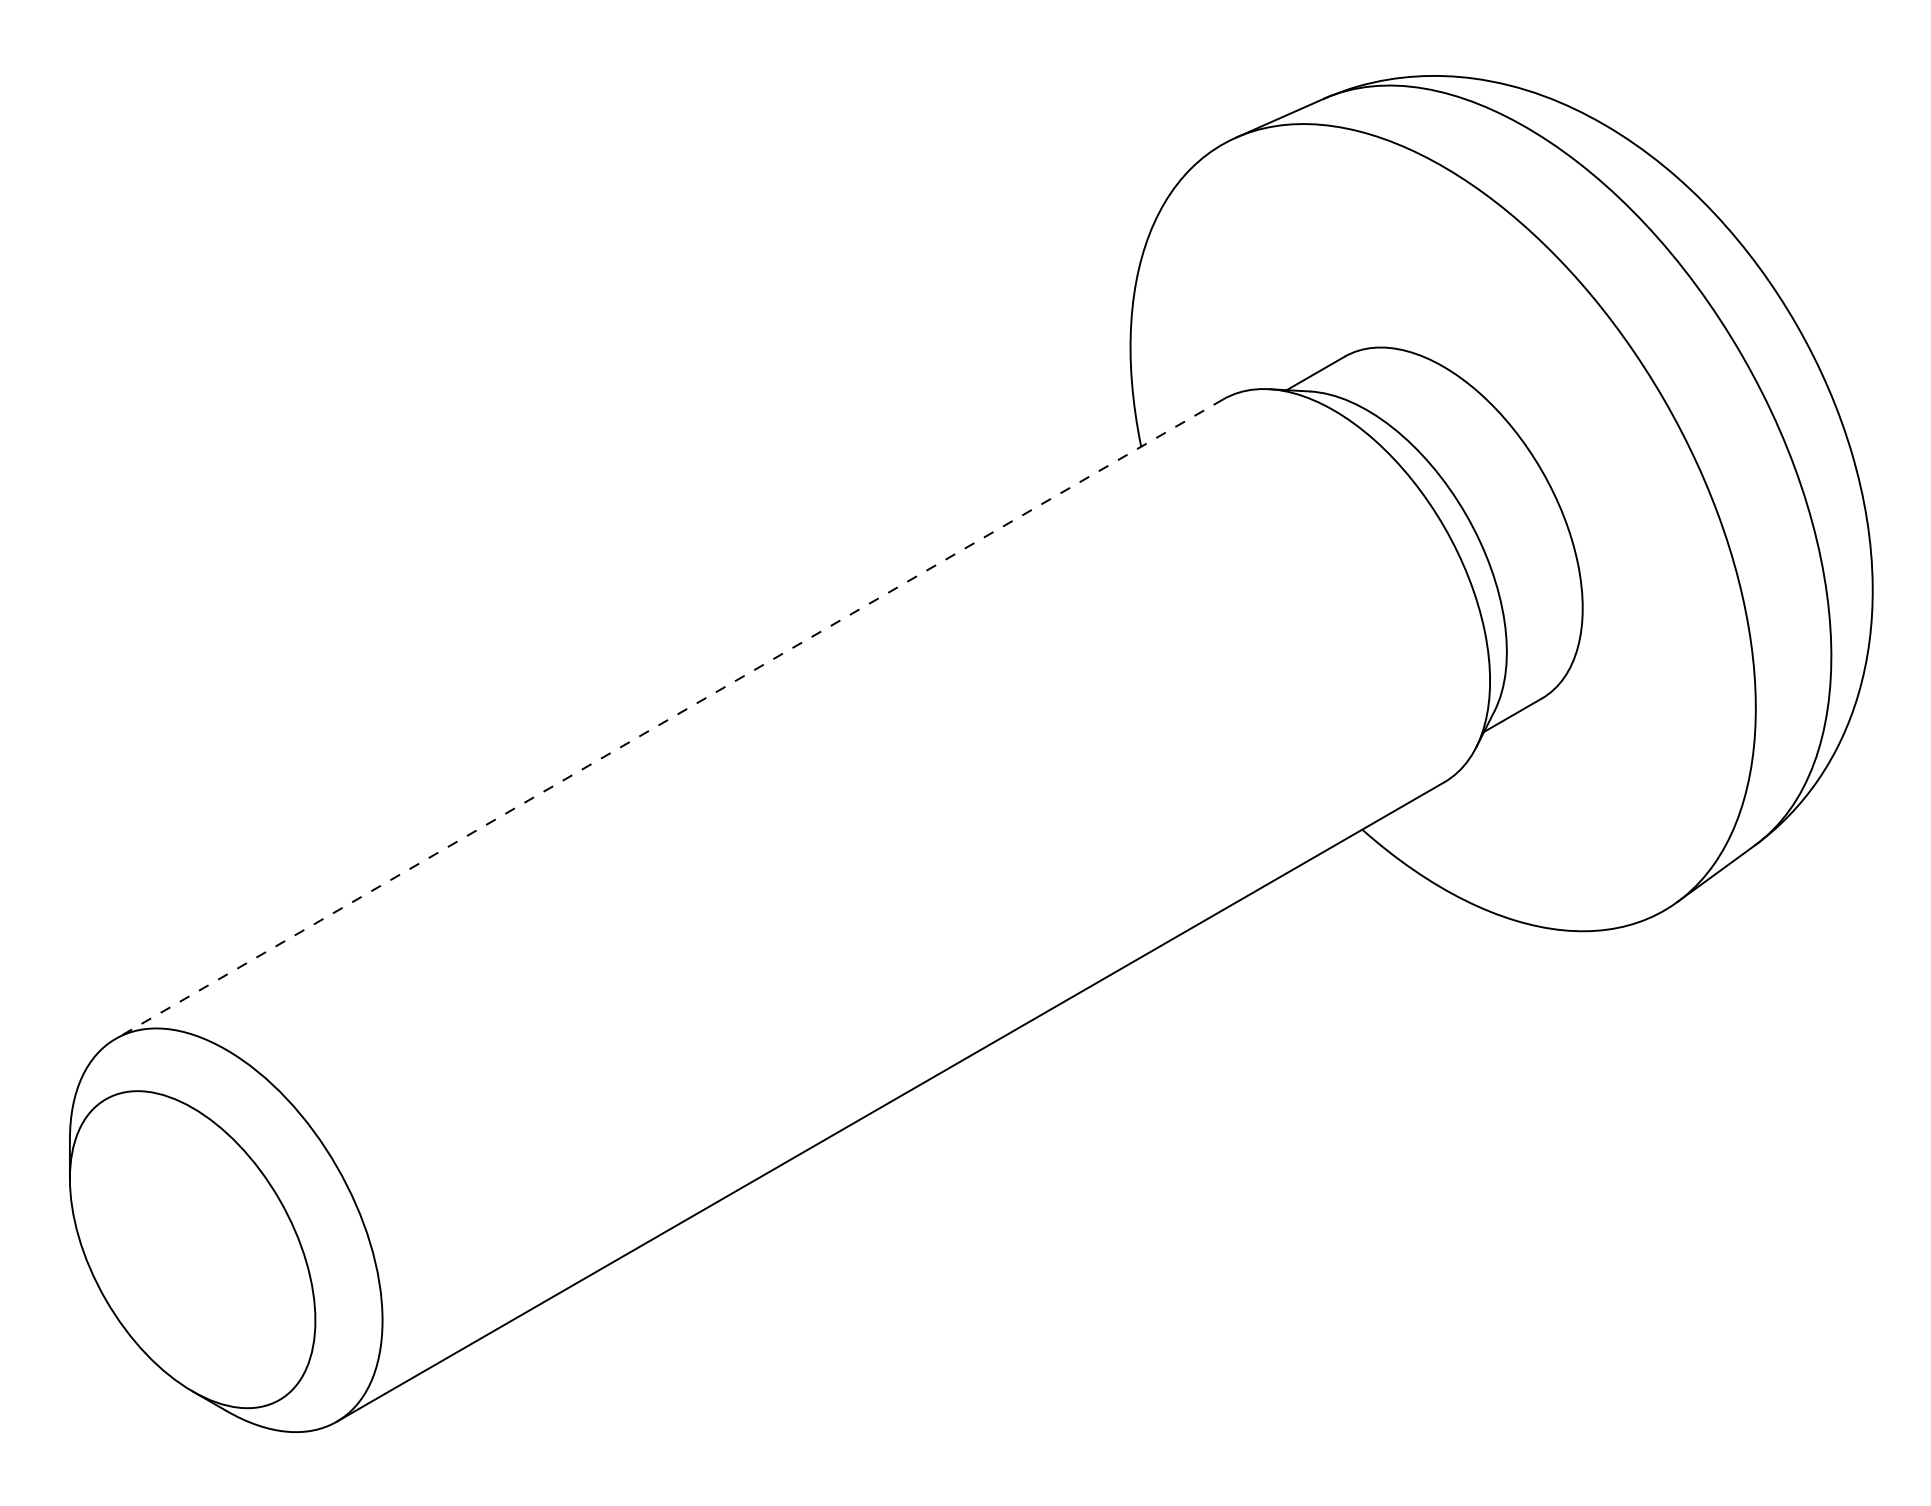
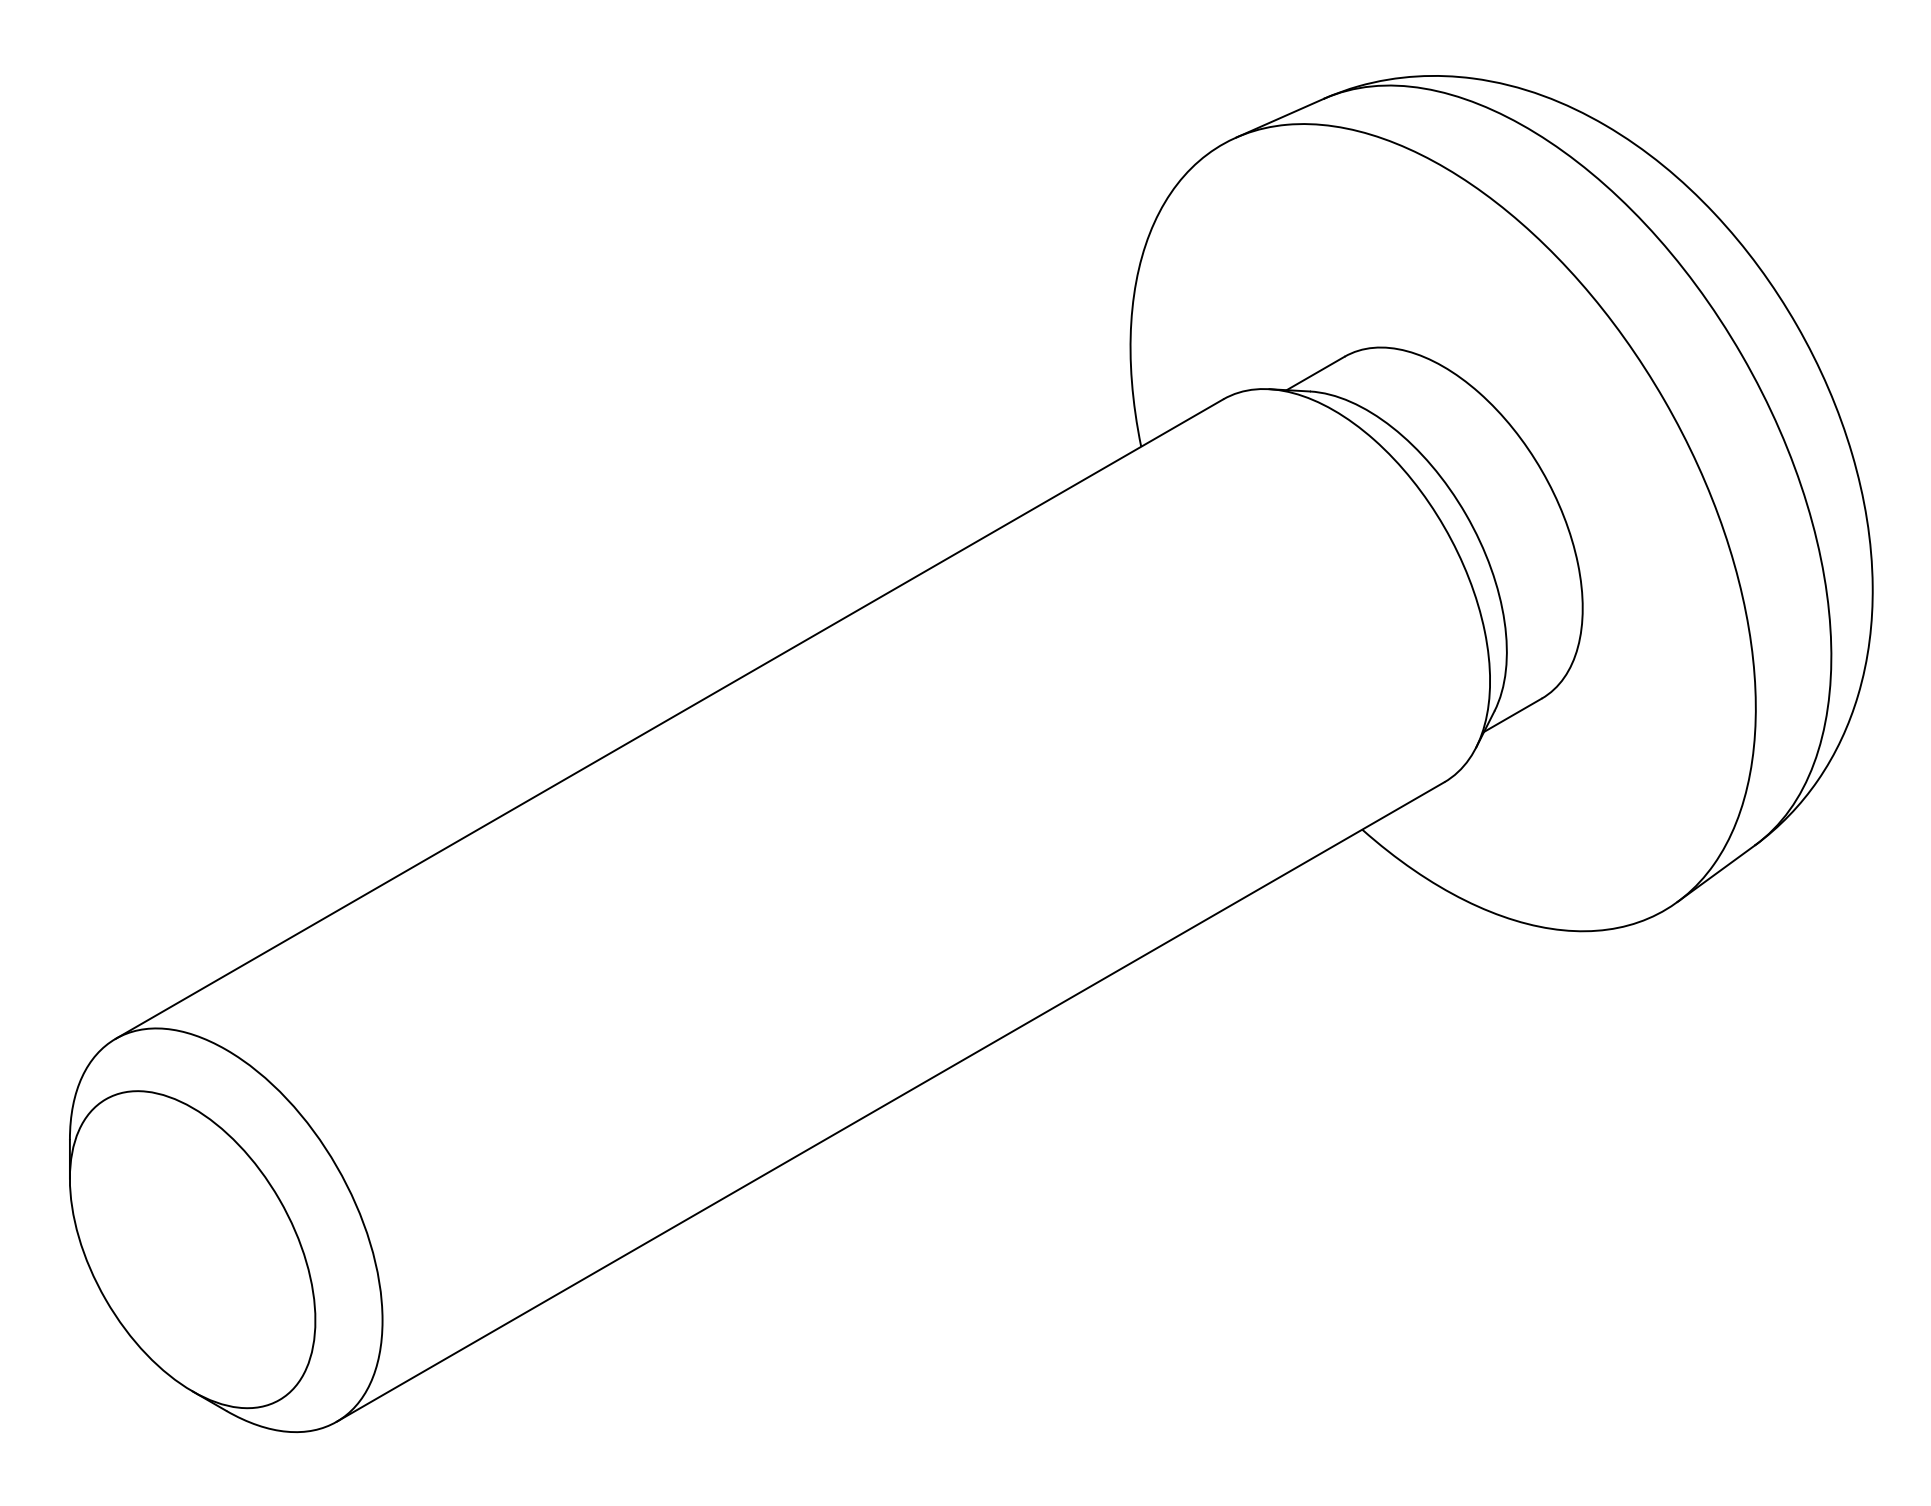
line: dashed -> solid (669, 719)
